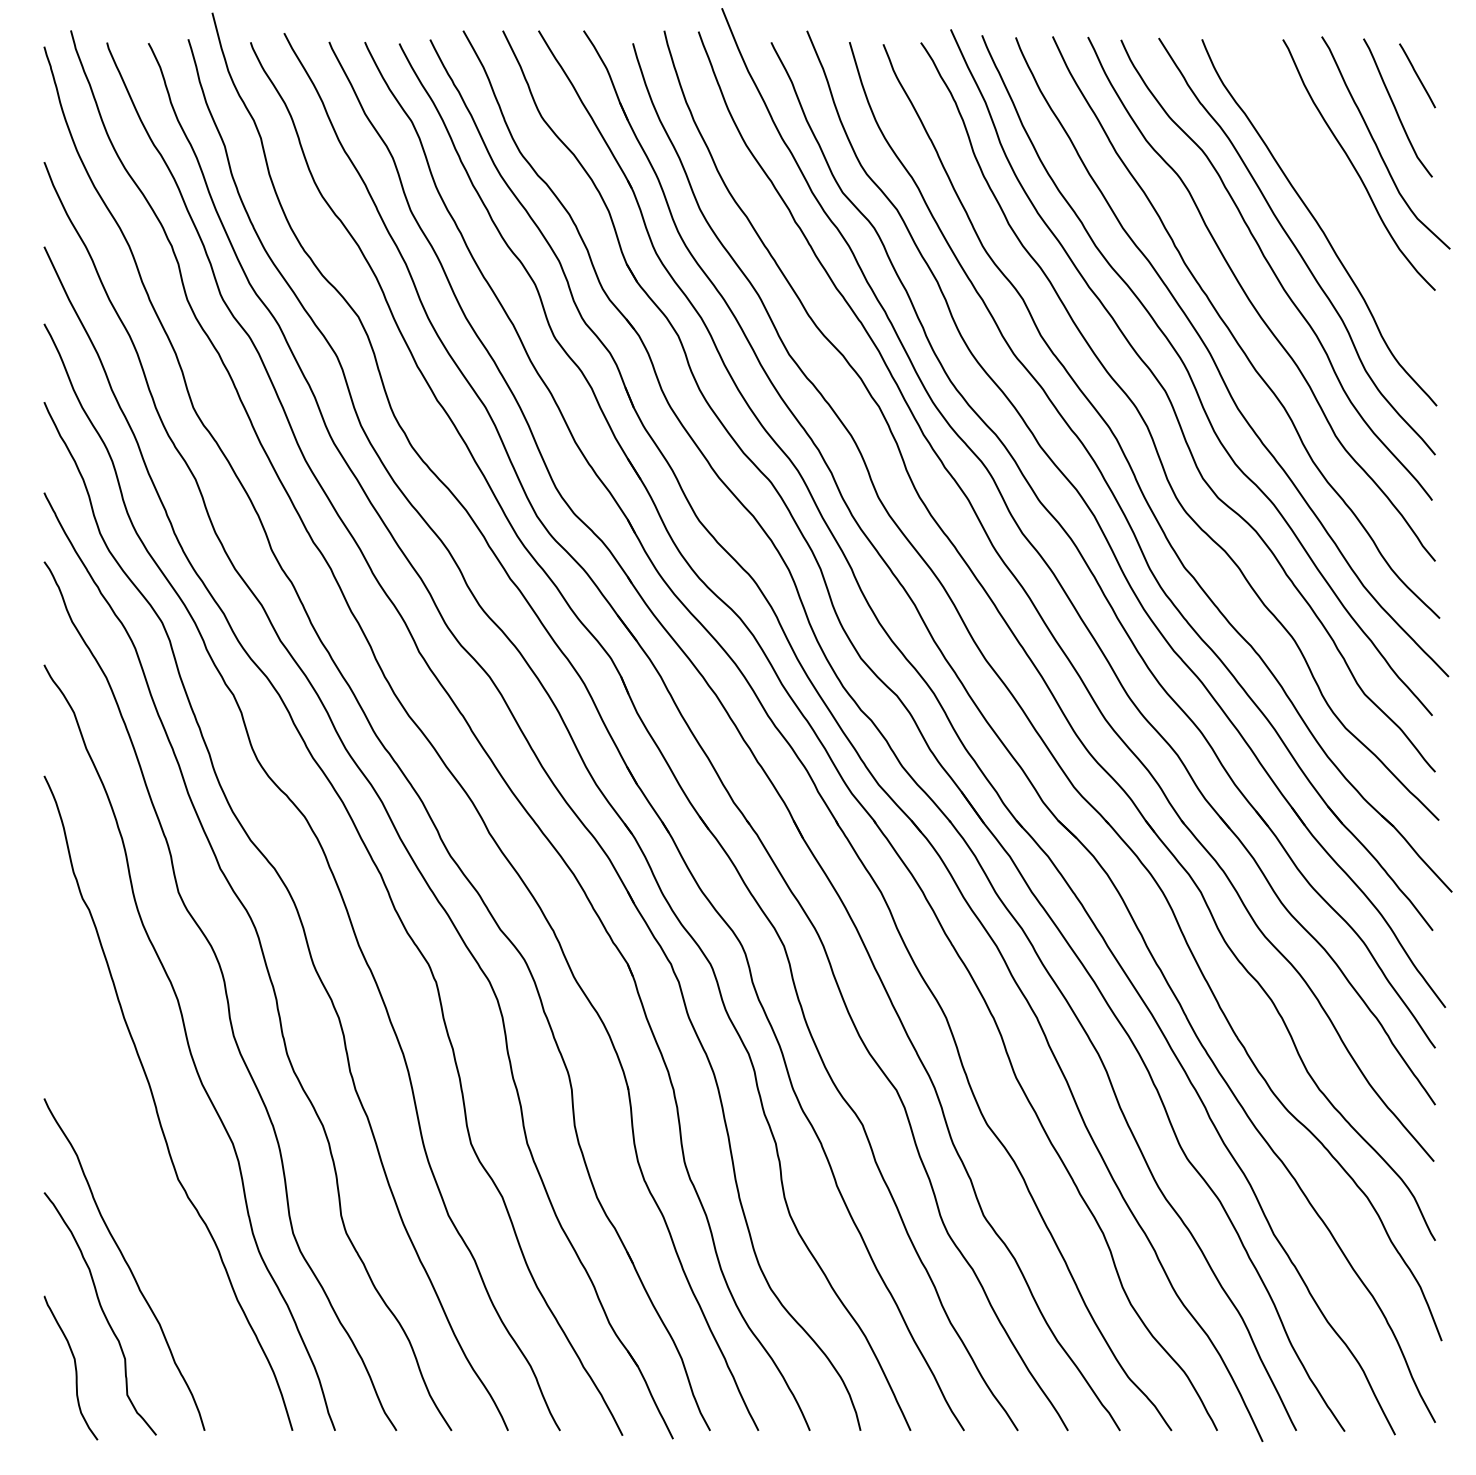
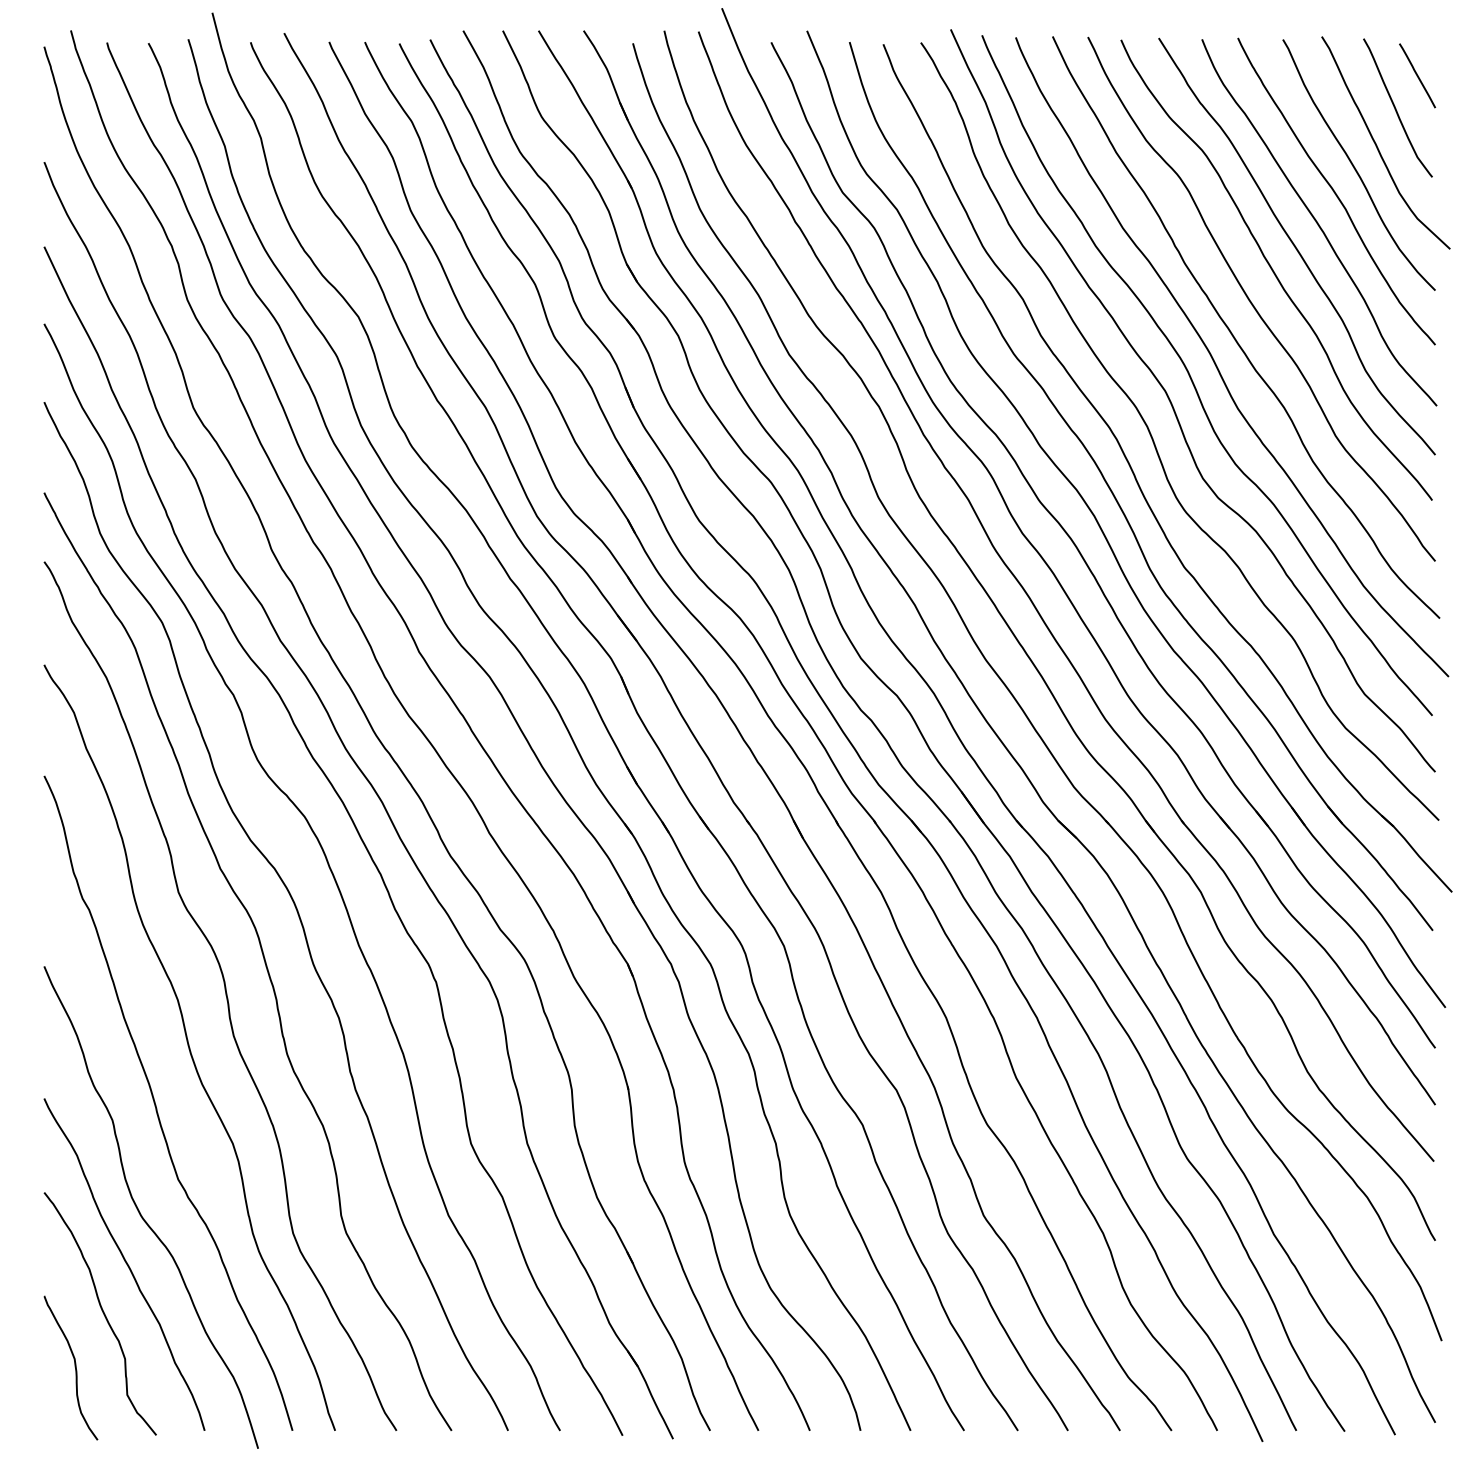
curve: none -> present (1335, 191)
curve: none -> present (140, 1212)
